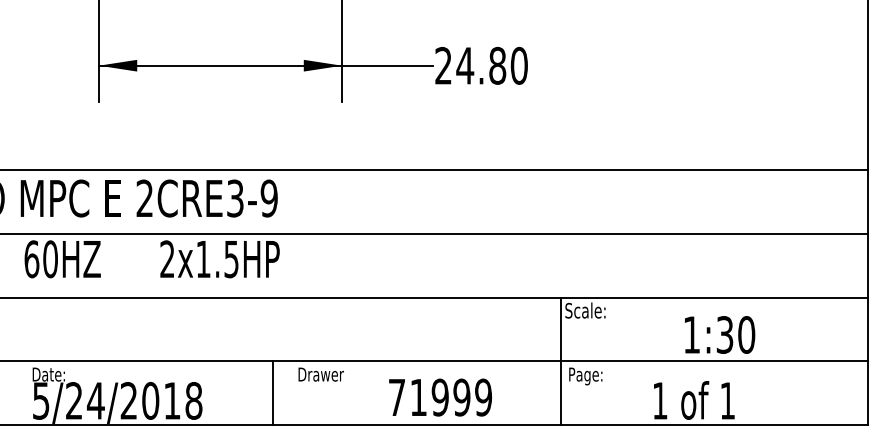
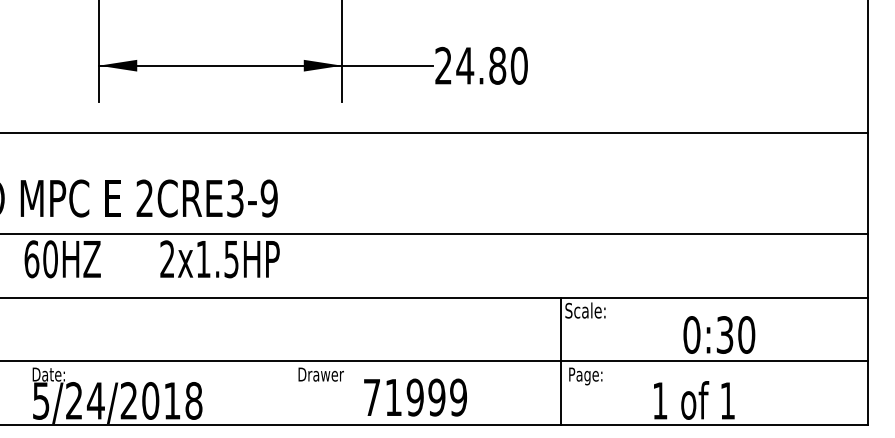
line position: (435, 170) -> (435, 133) (435, 133)
text: 1:30 -> 0:30 (691, 334)
line: present -> none (273, 392)
text position: (440, 397) -> (415, 397) (415, 397)
